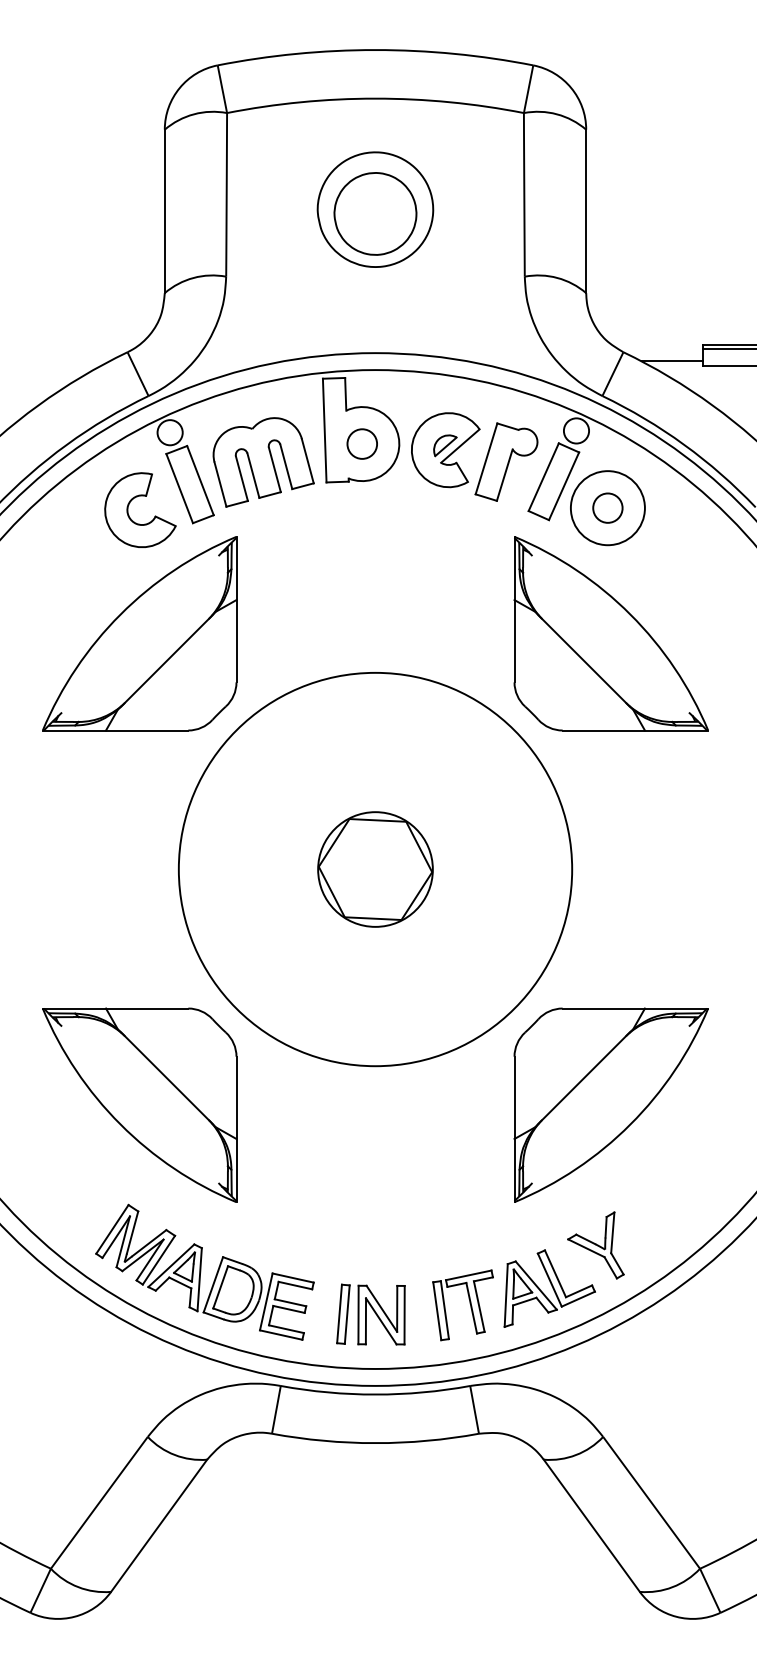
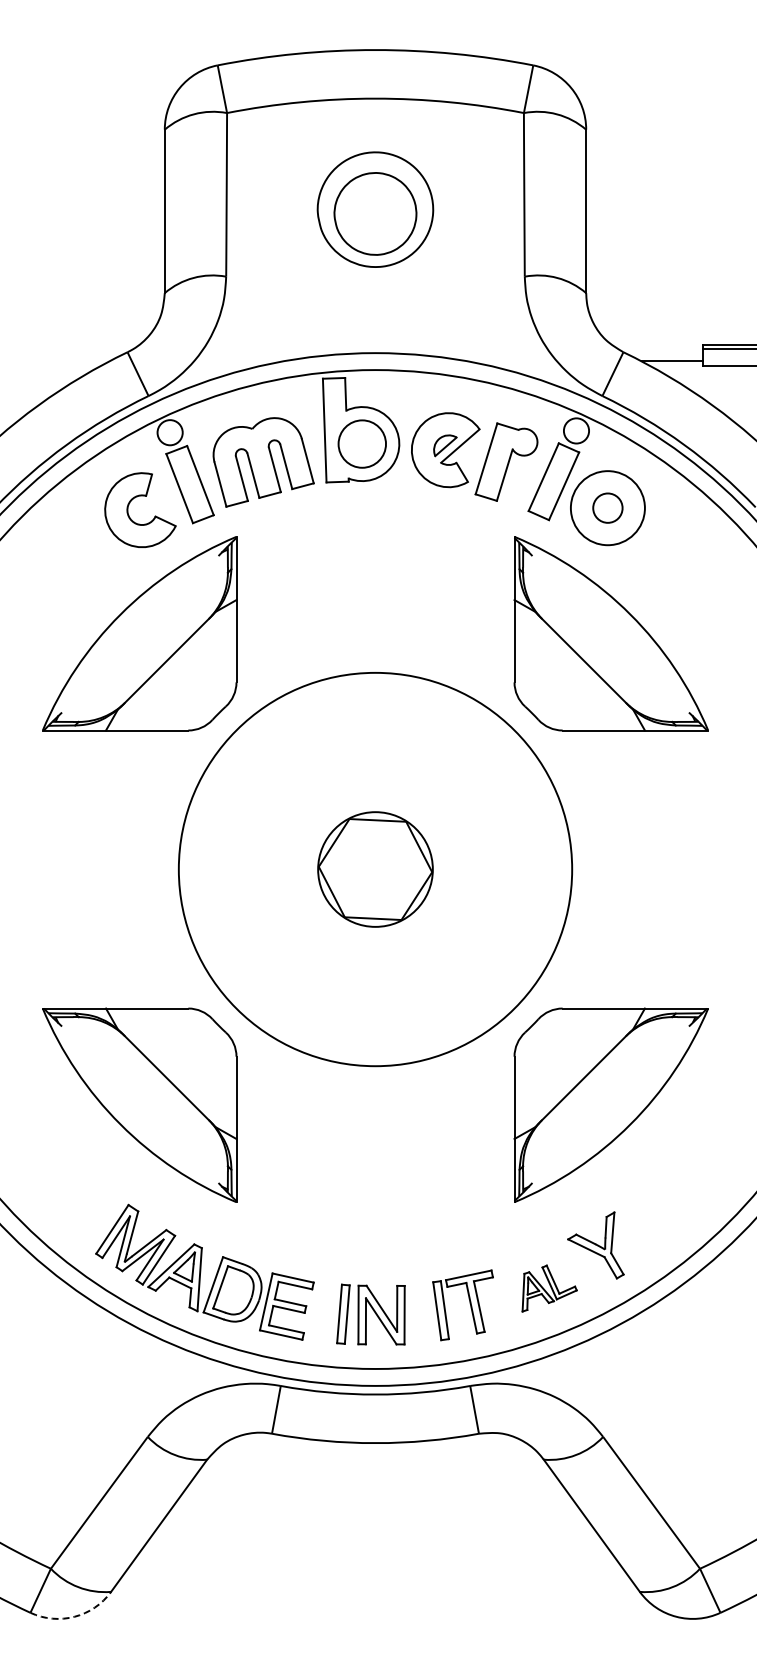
circle diameter: 30 px -> 47 px (362, 443)
part size: 93x79 px -> 57x49 px (549, 1288)
arc: solid -> dashed (74, 1616)
